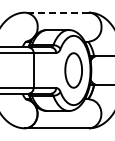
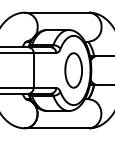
line: dashed -> solid (56, 12)
